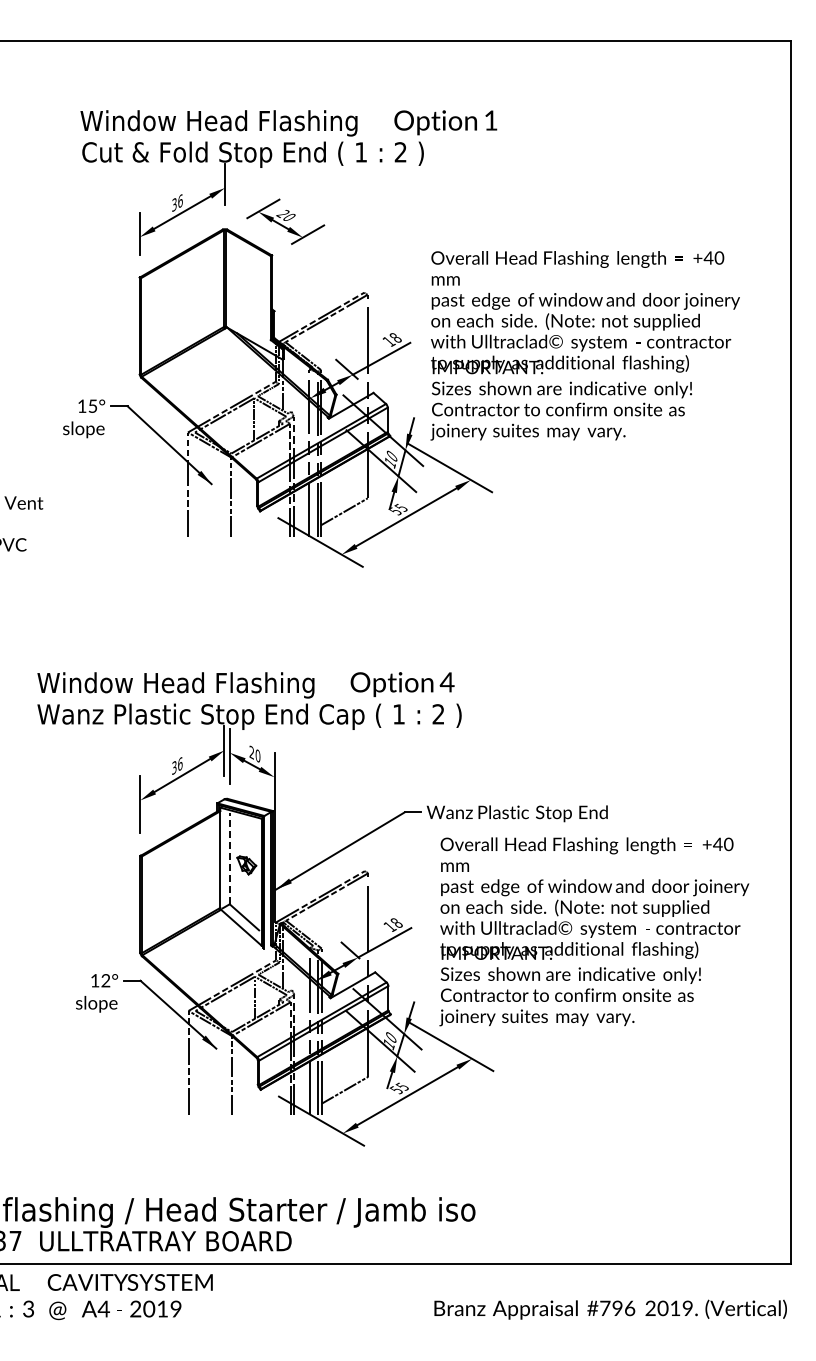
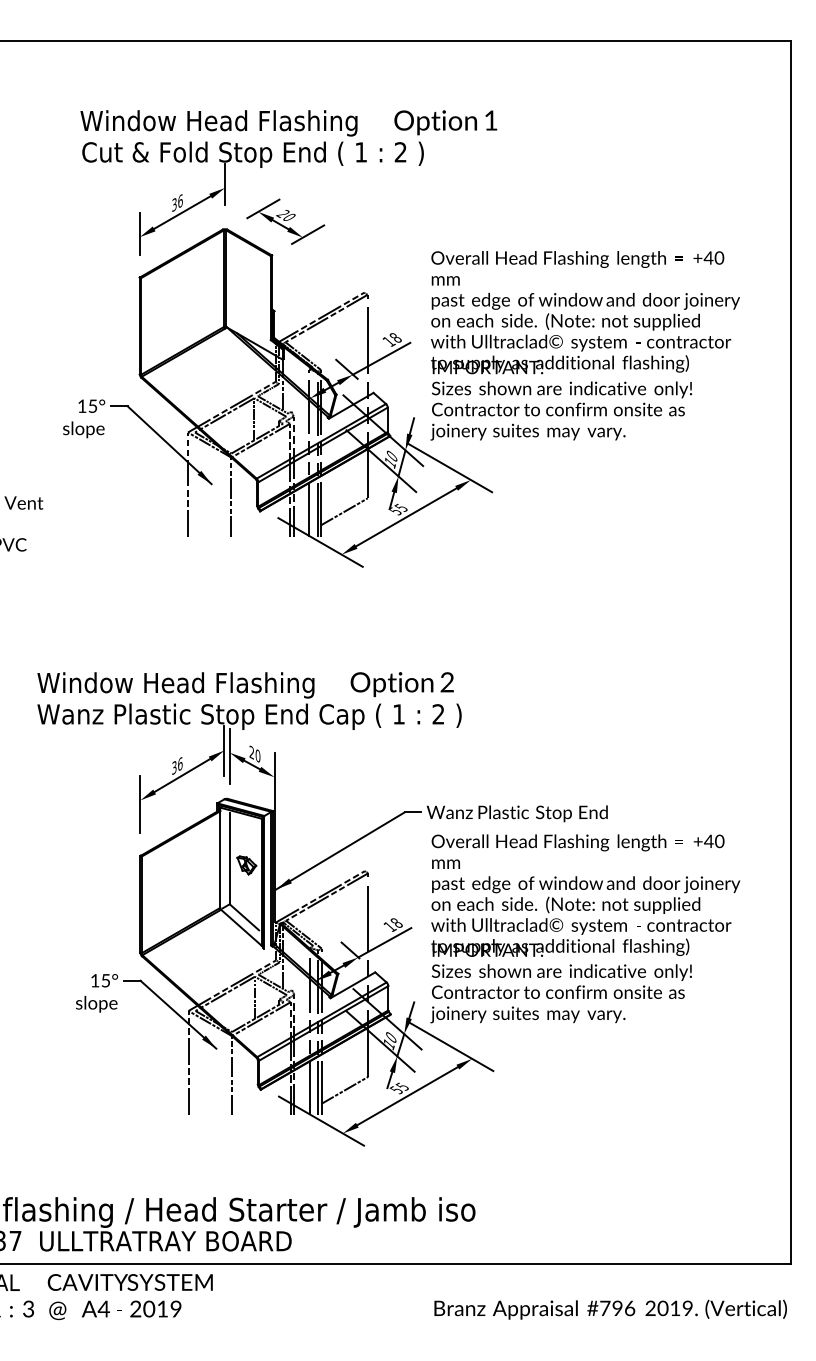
text: 4 -> 2 (446, 682)
line: dashed -> solid (229, 858)
text position: (594, 931) -> (585, 928) (585, 928)
text: 12° -> 15° (105, 980)
